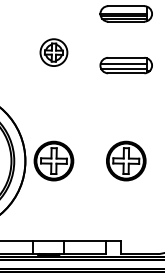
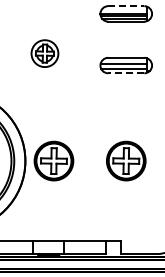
line: solid -> dashed (126, 6)
part position: (53, 52) -> (44, 53) (44, 53)
line: solid -> dashed (125, 73)
